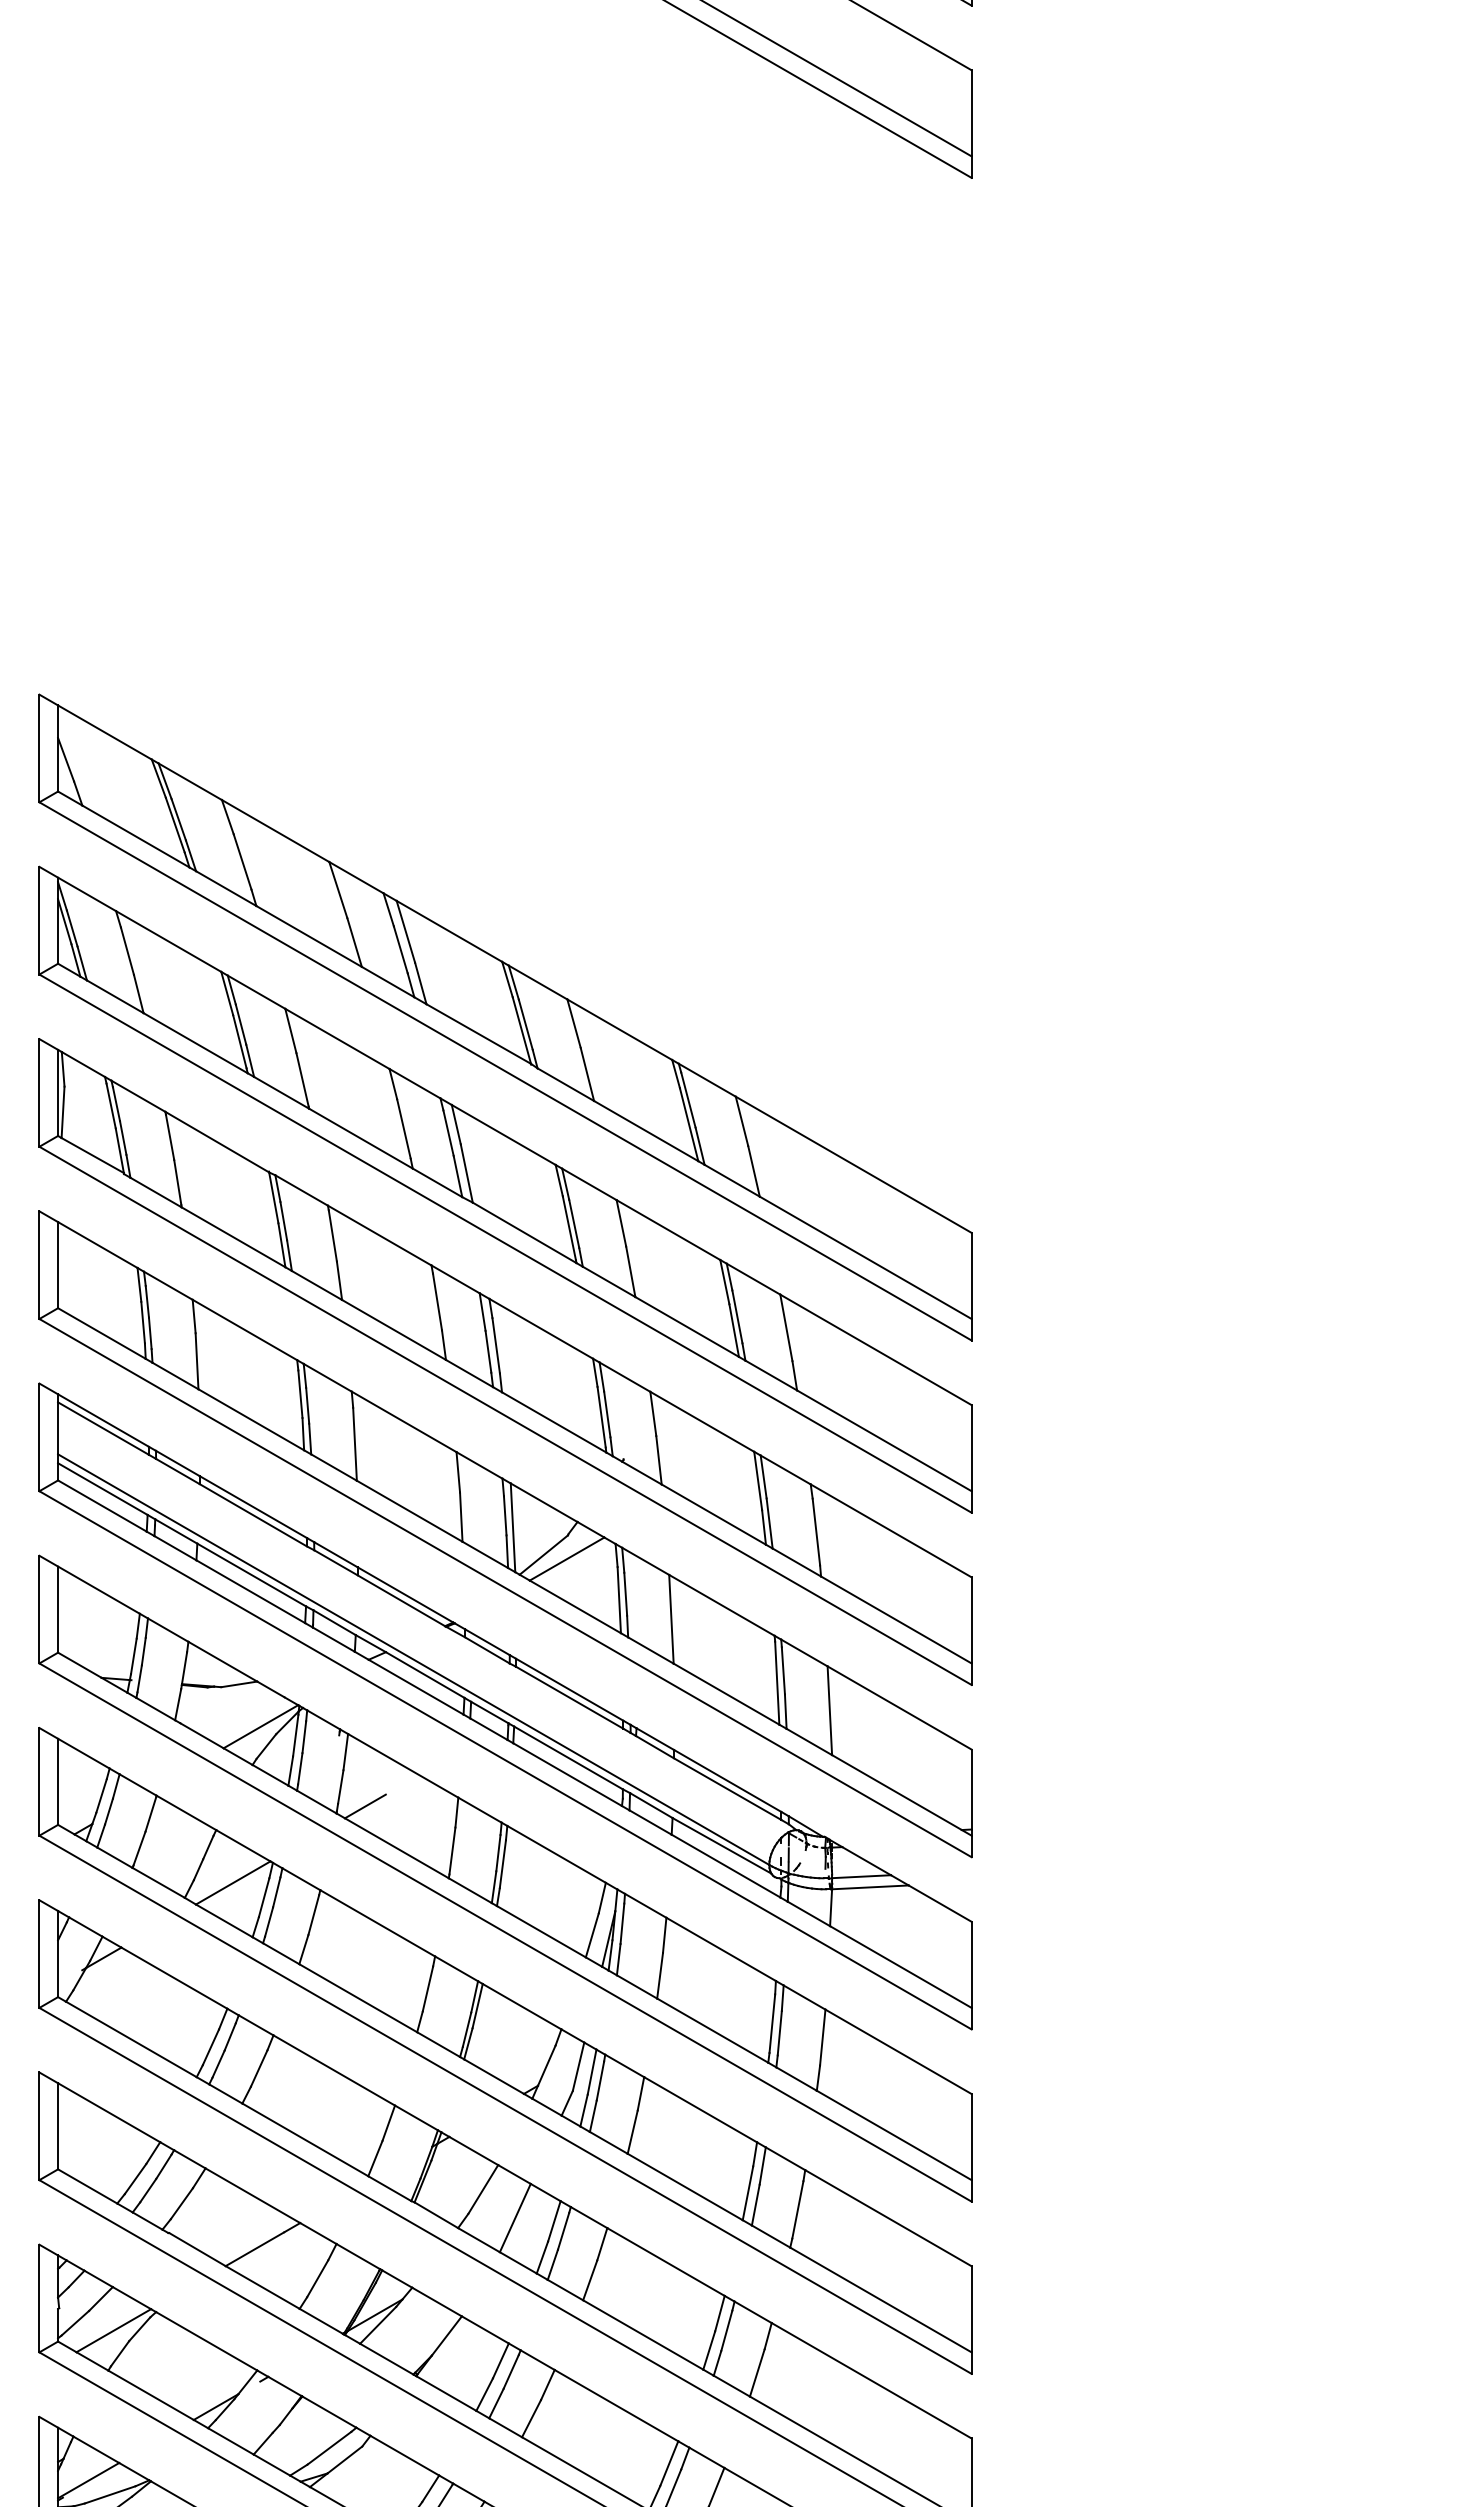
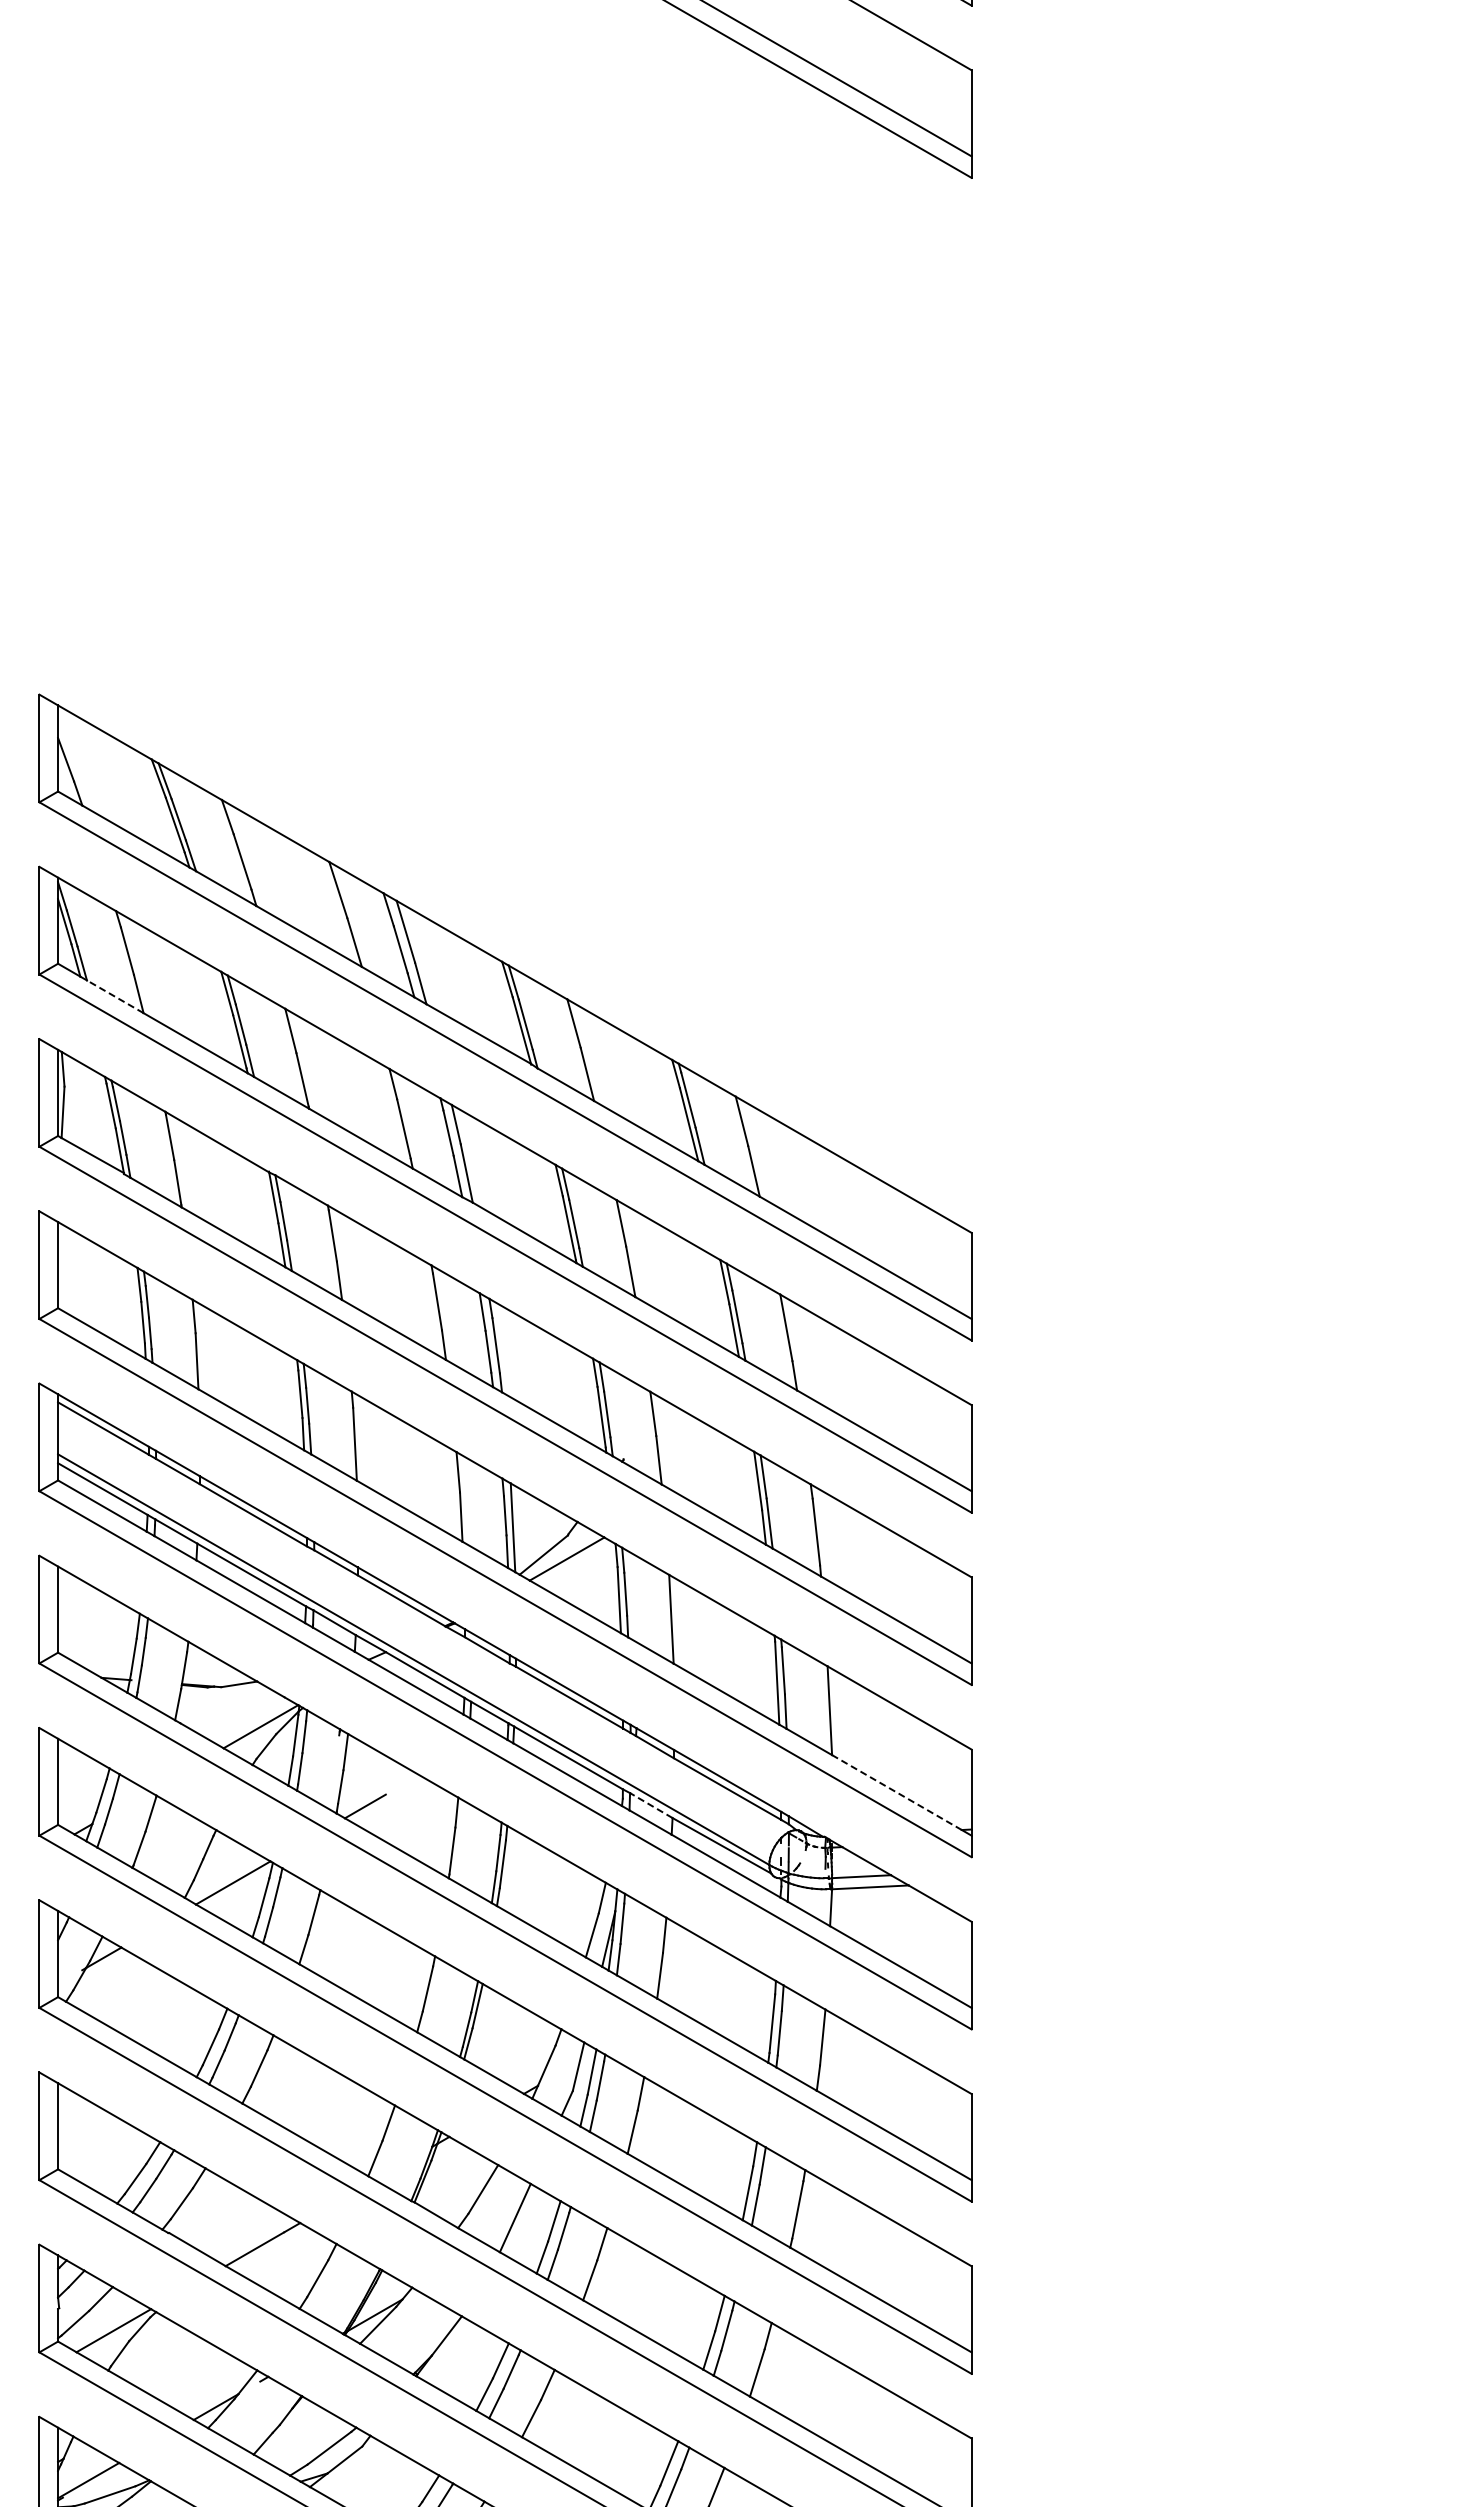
line: solid -> dashed (115, 996)
line: solid -> dashed (896, 1792)
line: solid -> dashed (651, 1805)
